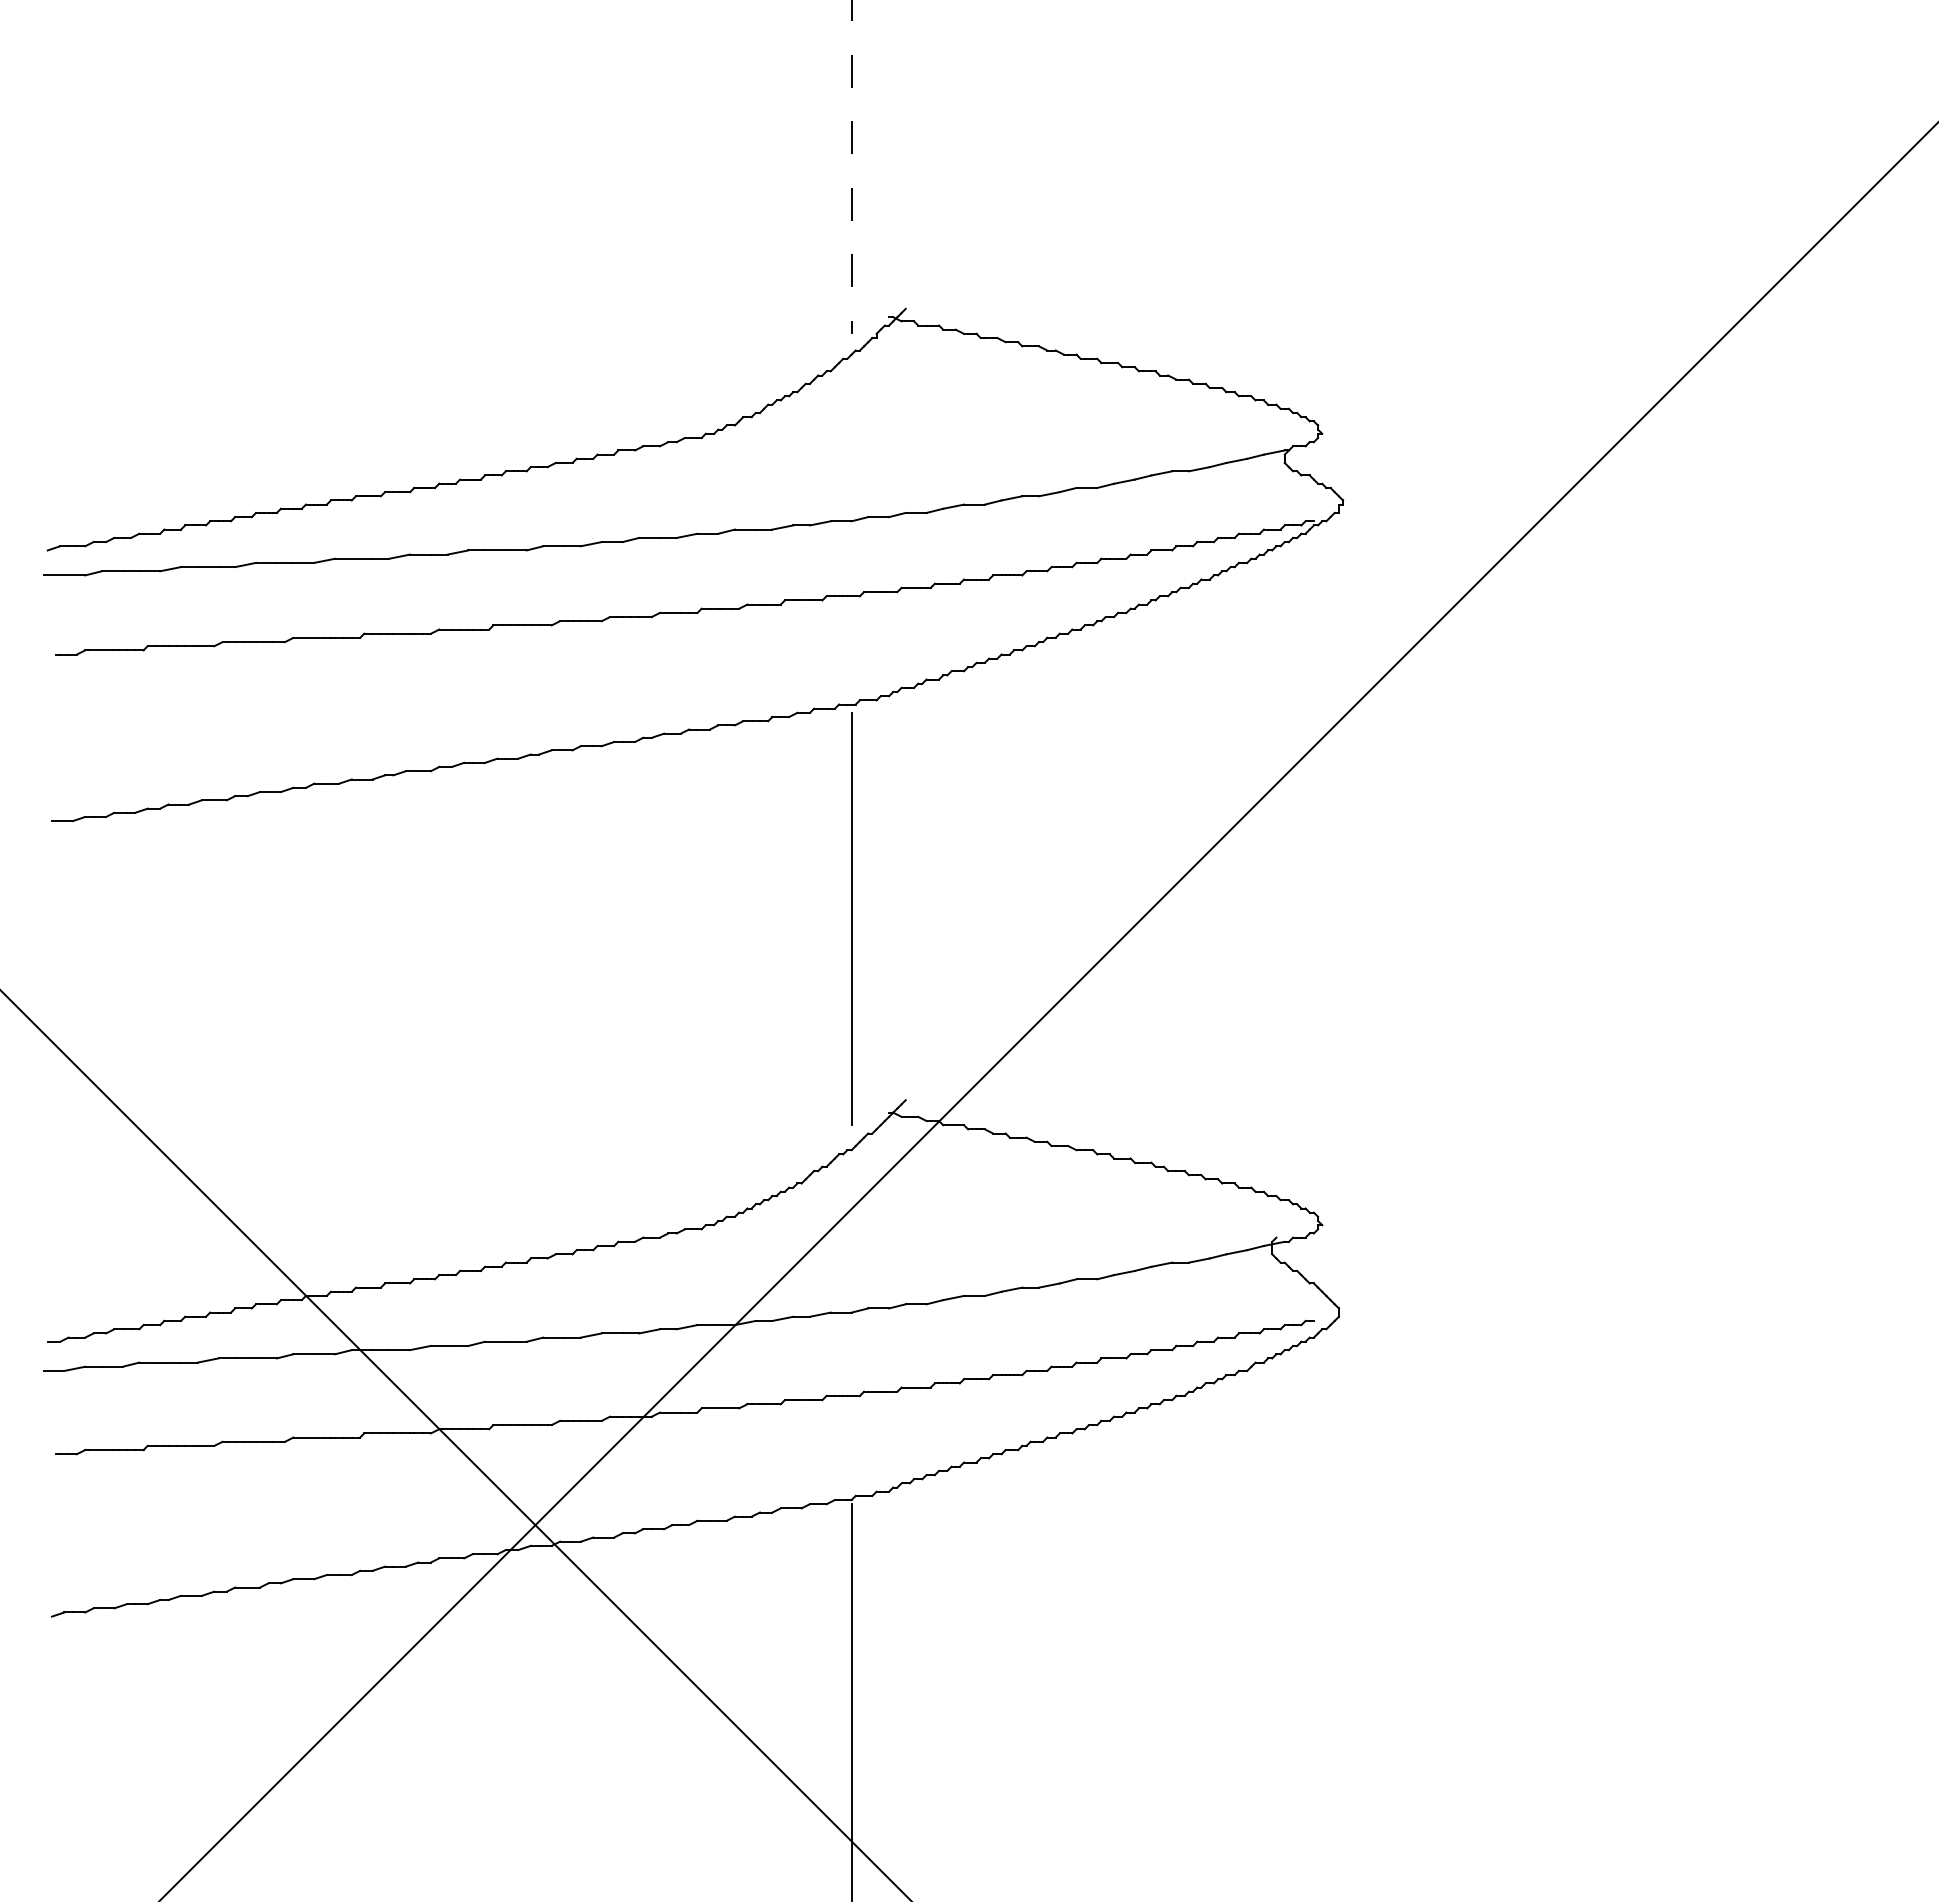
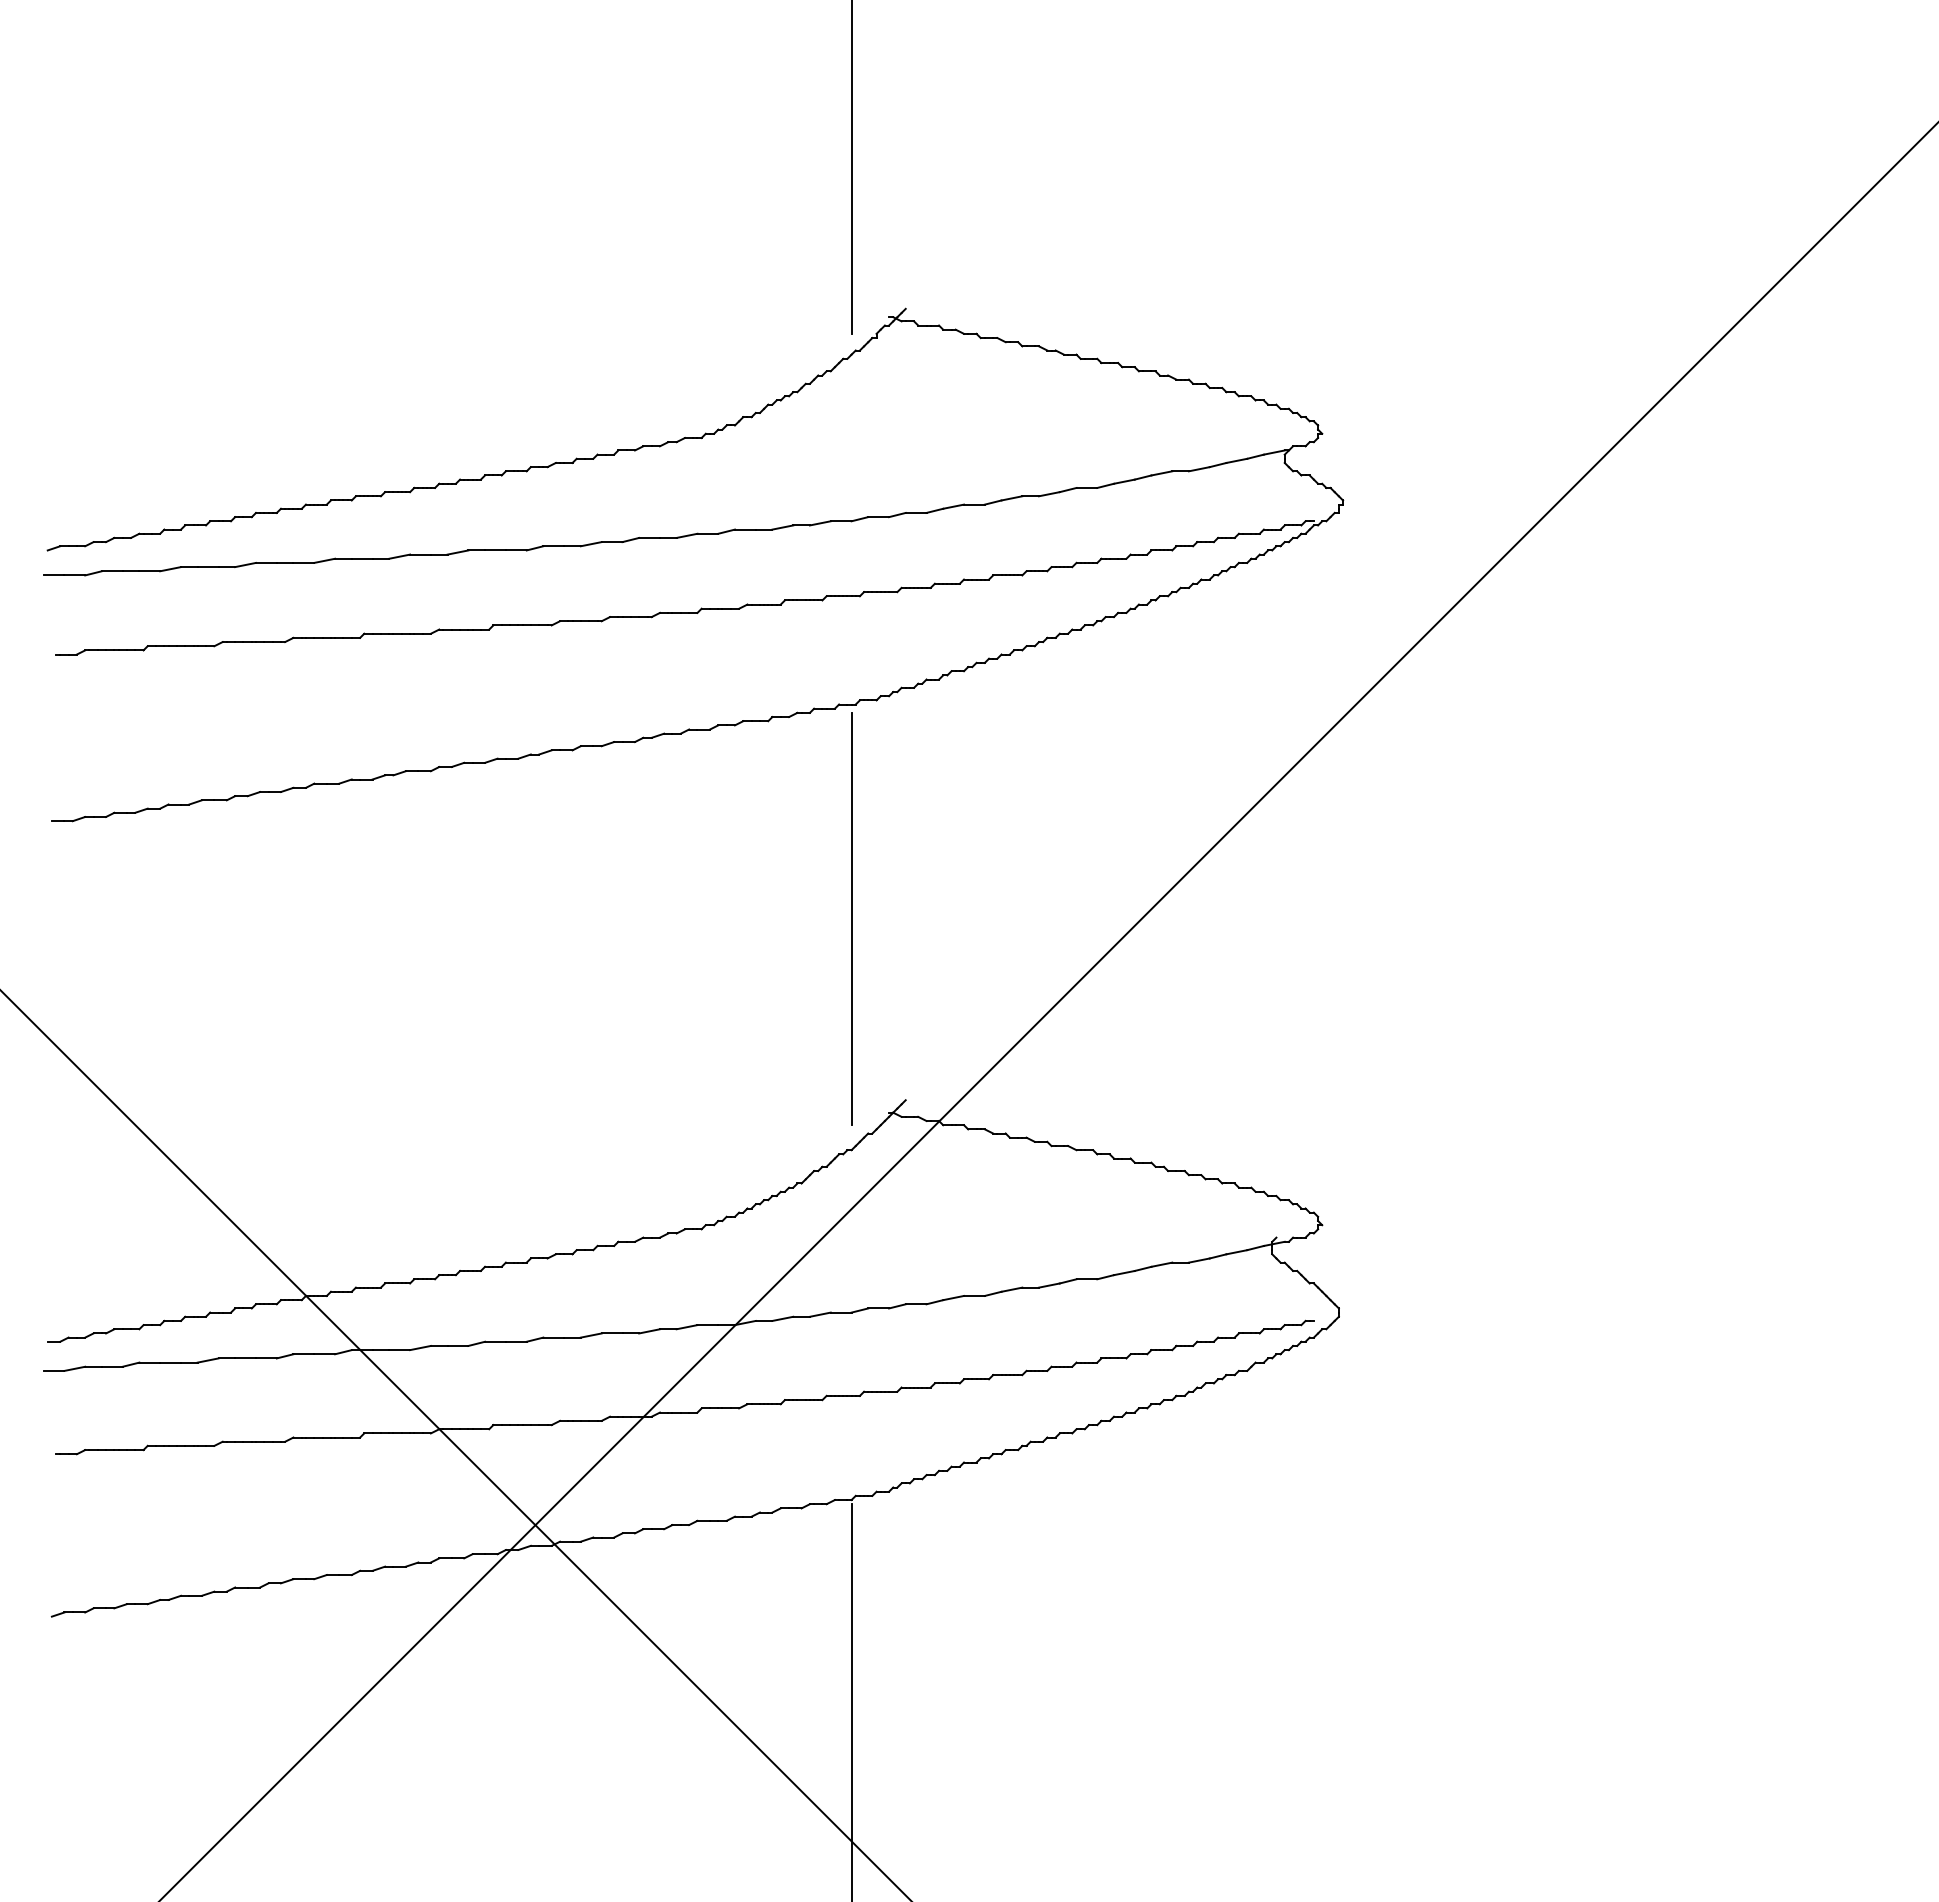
line: dashed -> solid (851, 167)
